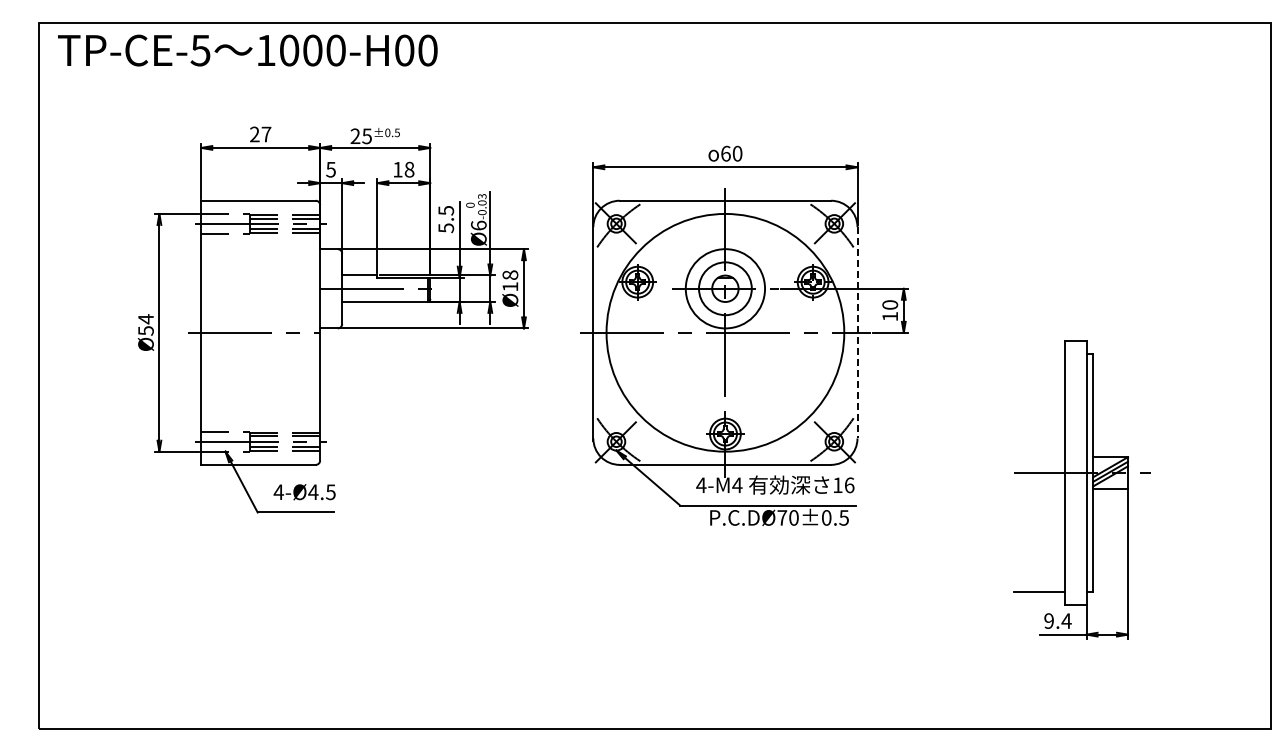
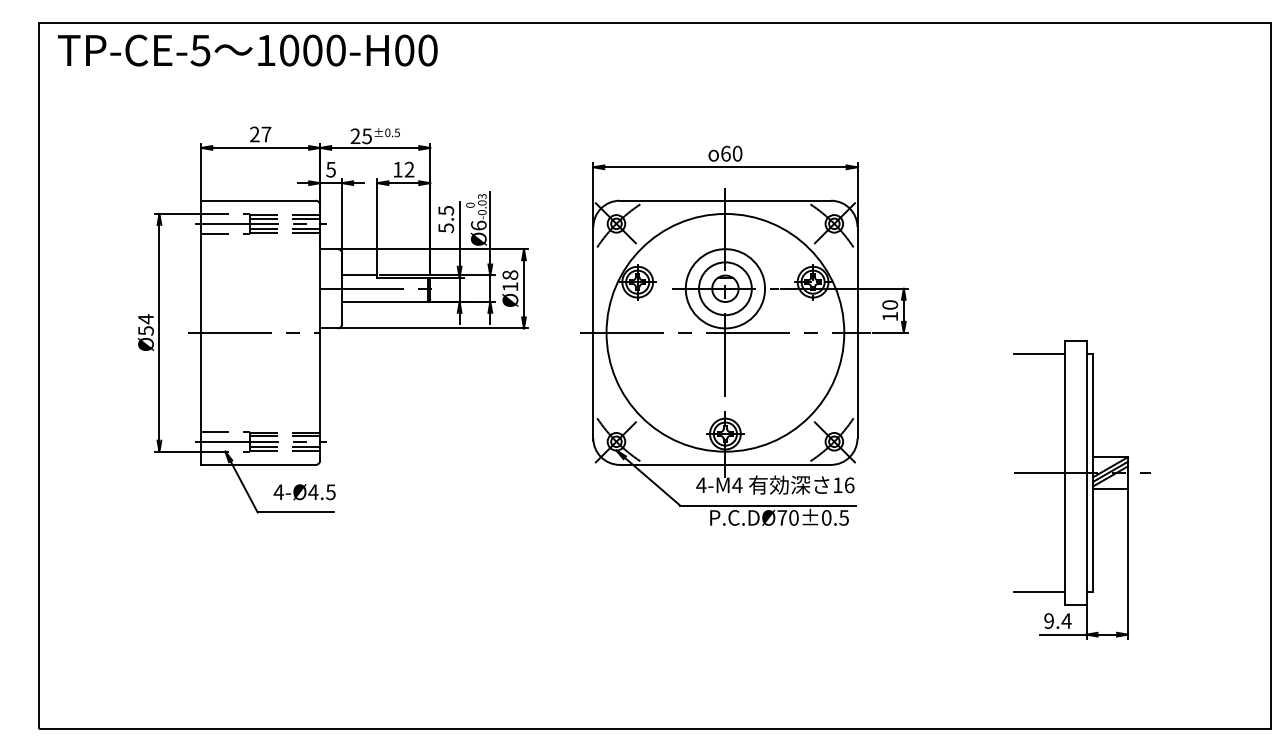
text: 18 -> 12 (409, 169)
line: dashed -> solid (857, 332)
line: none -> present (1039, 354)
